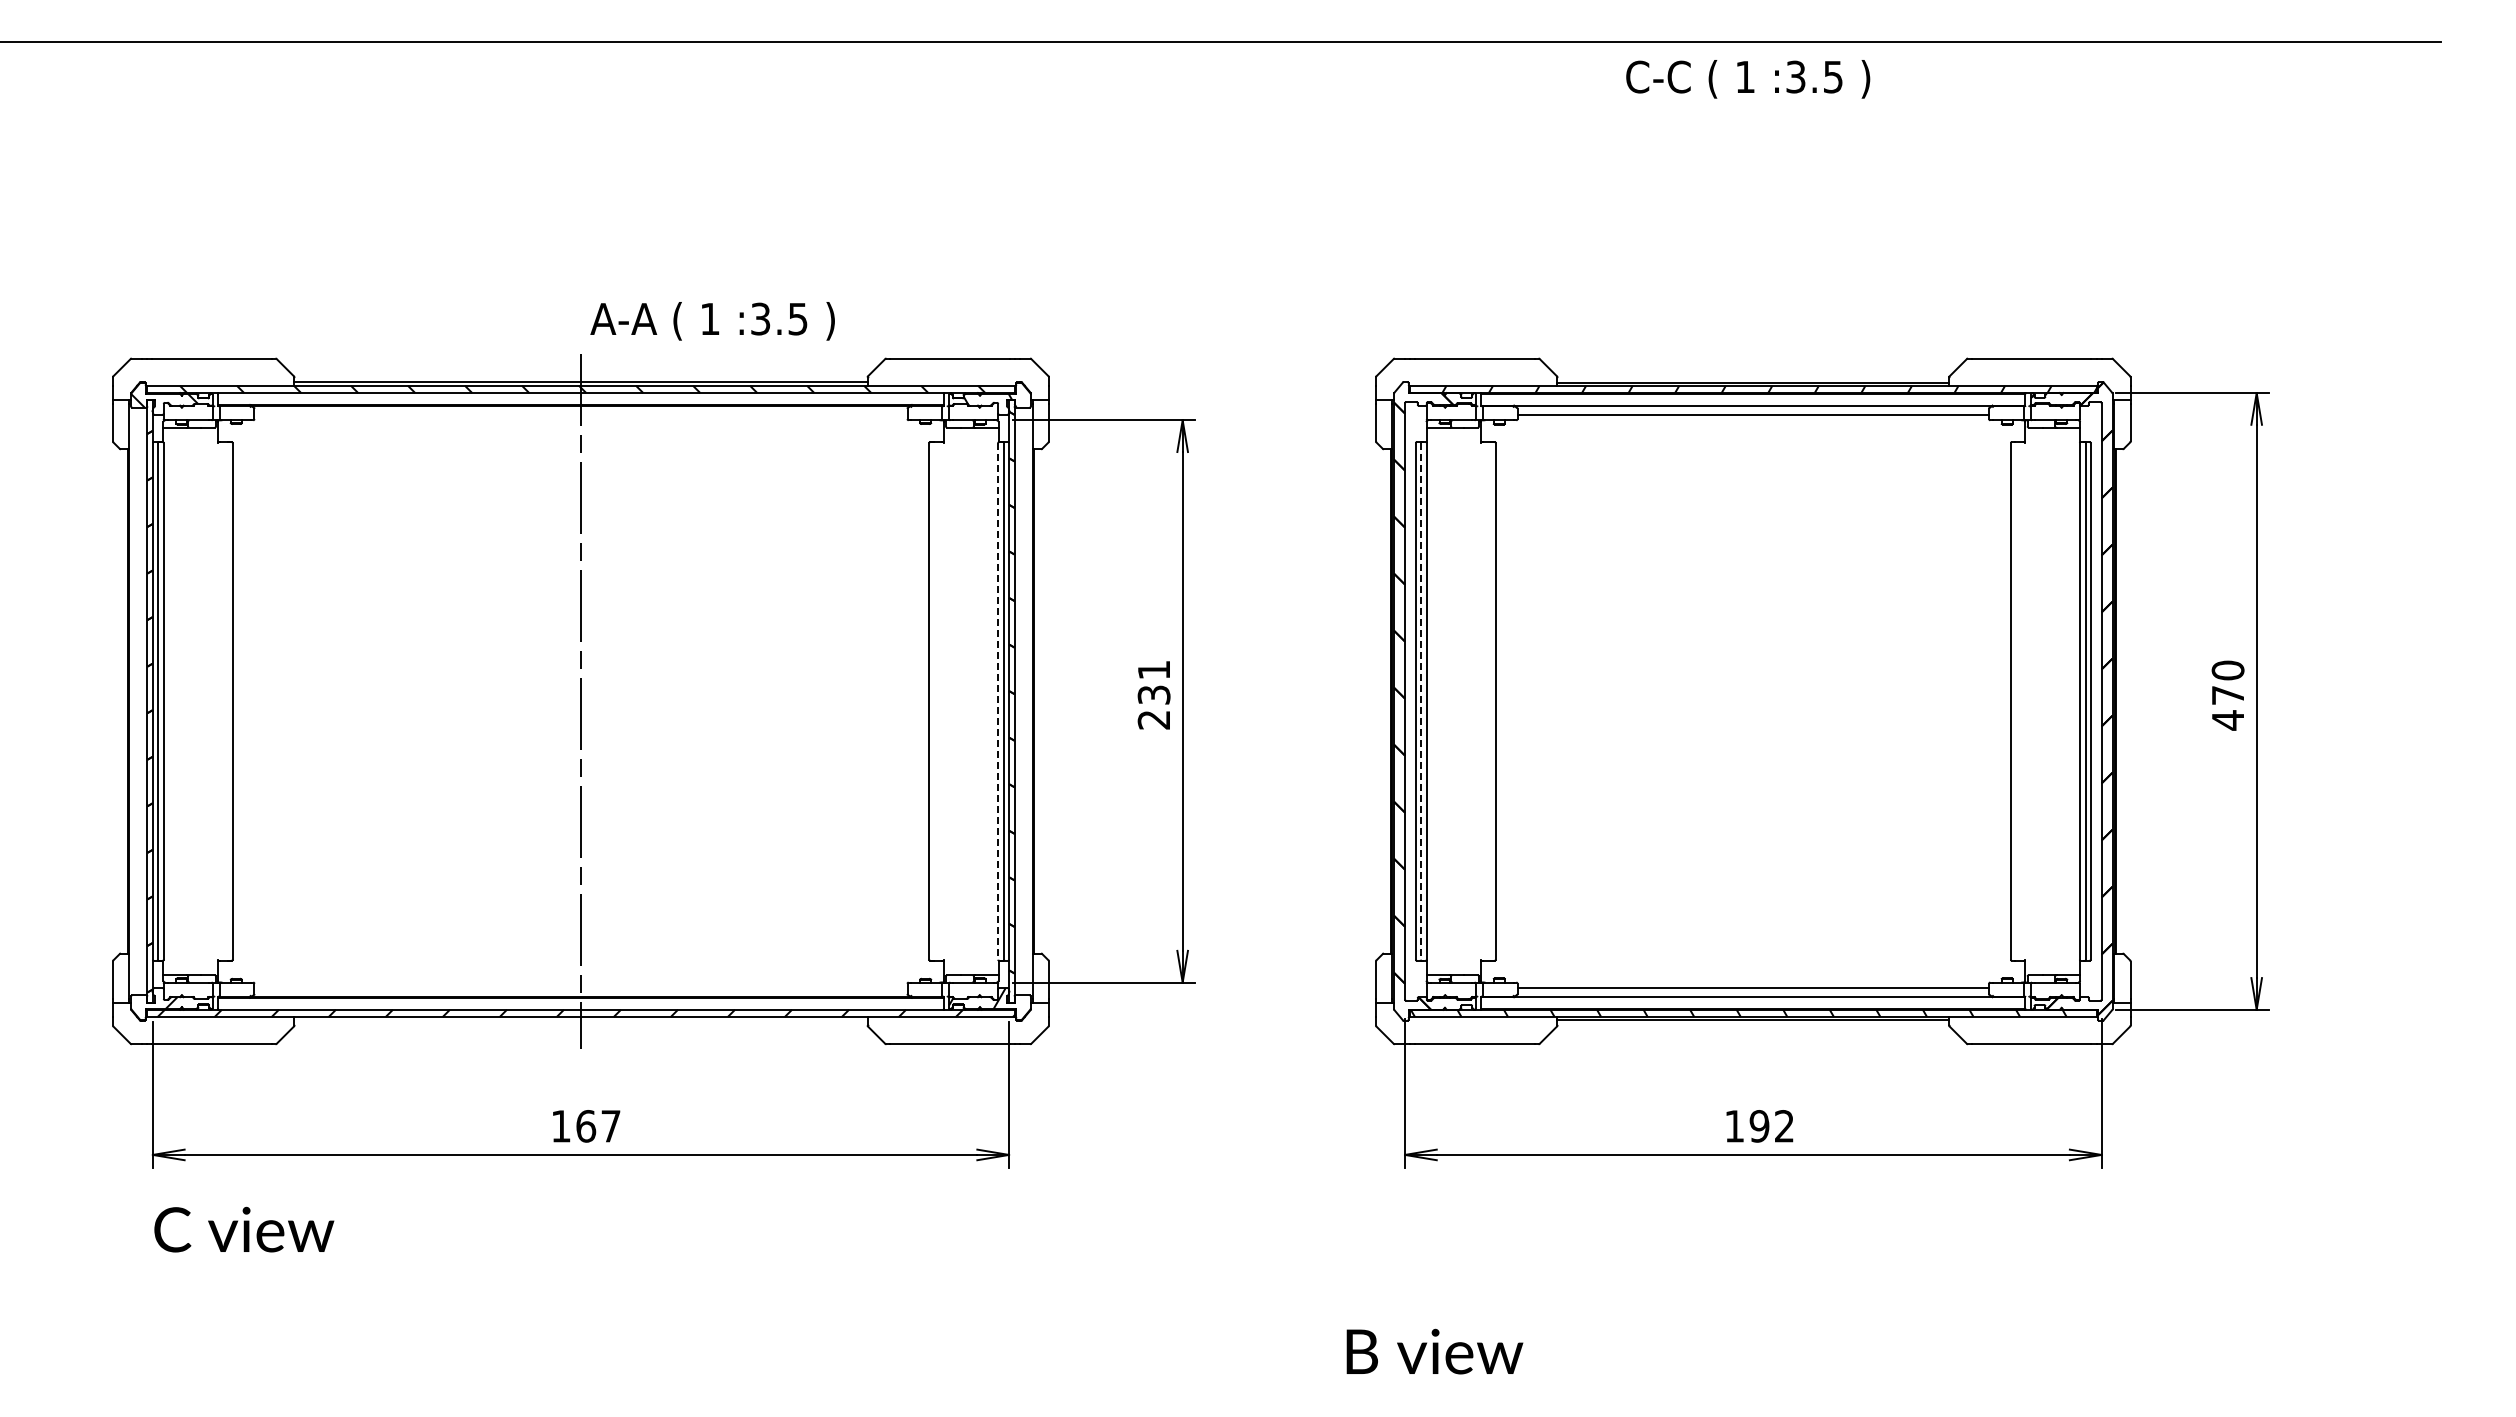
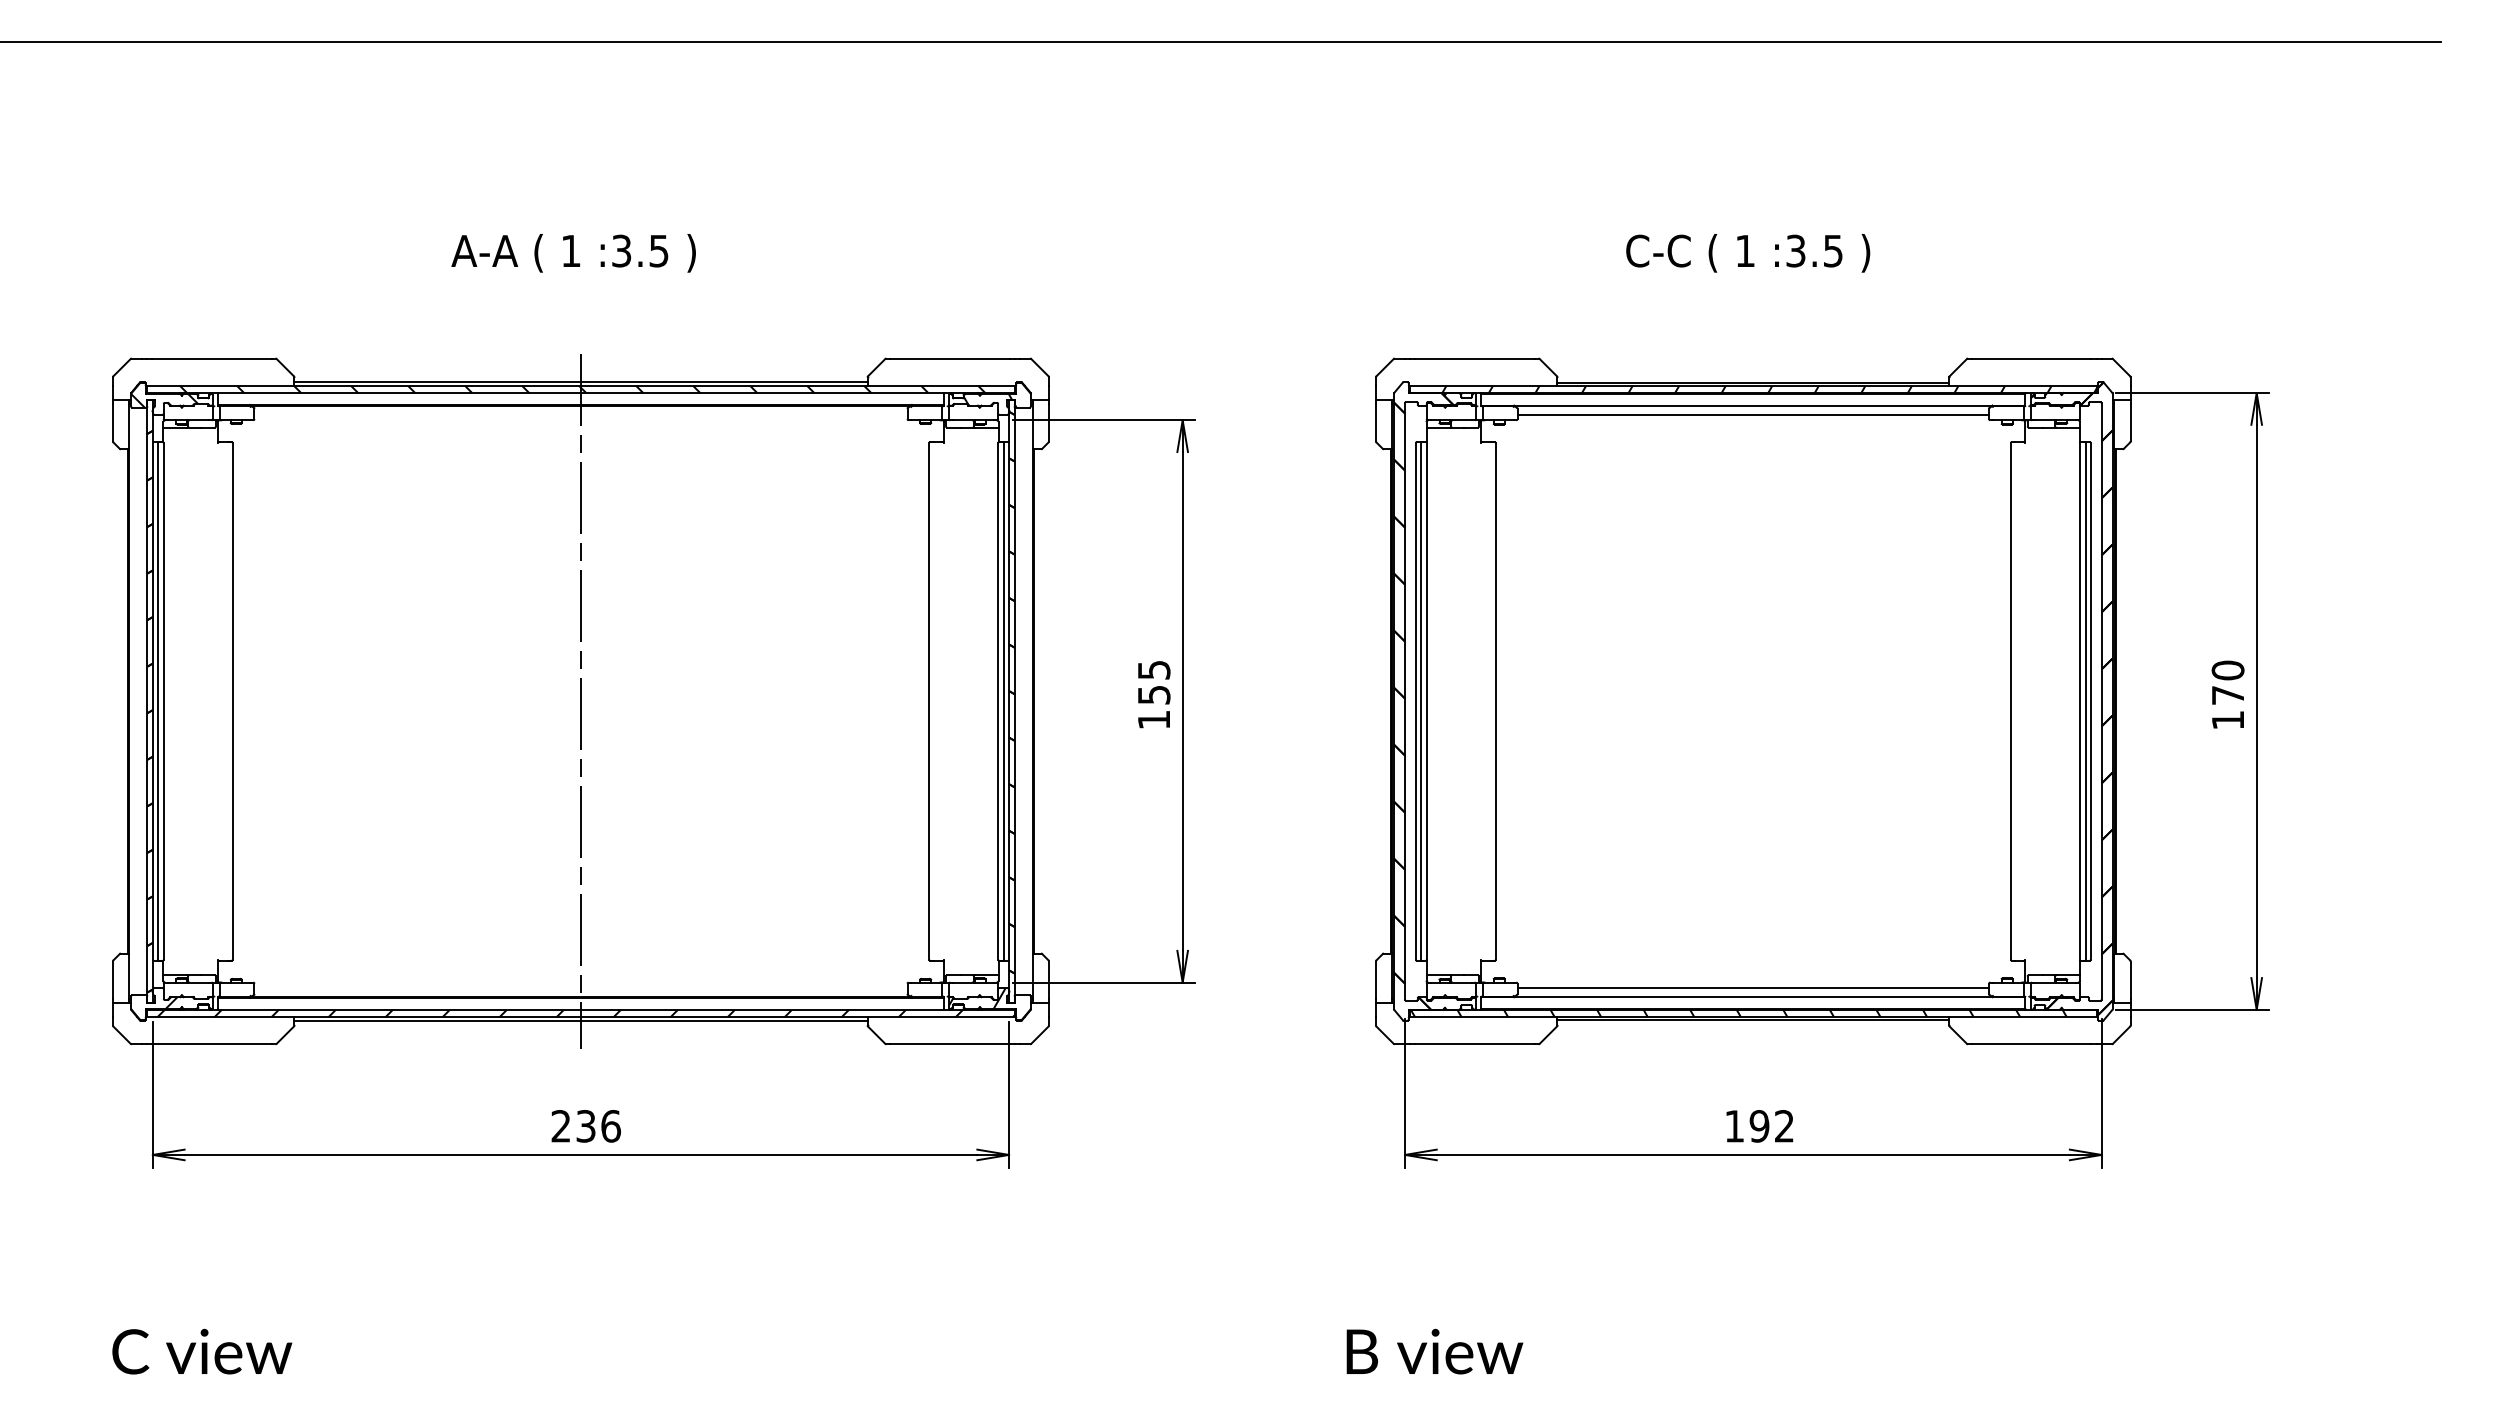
text position: (1748, 79) -> (1748, 253) (1748, 253)
text position: (712, 321) -> (573, 253) (573, 253)
text: 231 -> 155 (1153, 695)
line: dashed -> solid (998, 701)
line: dashed -> solid (1420, 701)
text: 470 -> 170 (2227, 720)
line: none -> present (580, 1020)
text: 167 -> 236 (585, 1126)
text position: (244, 1229) -> (202, 1351) (202, 1351)
